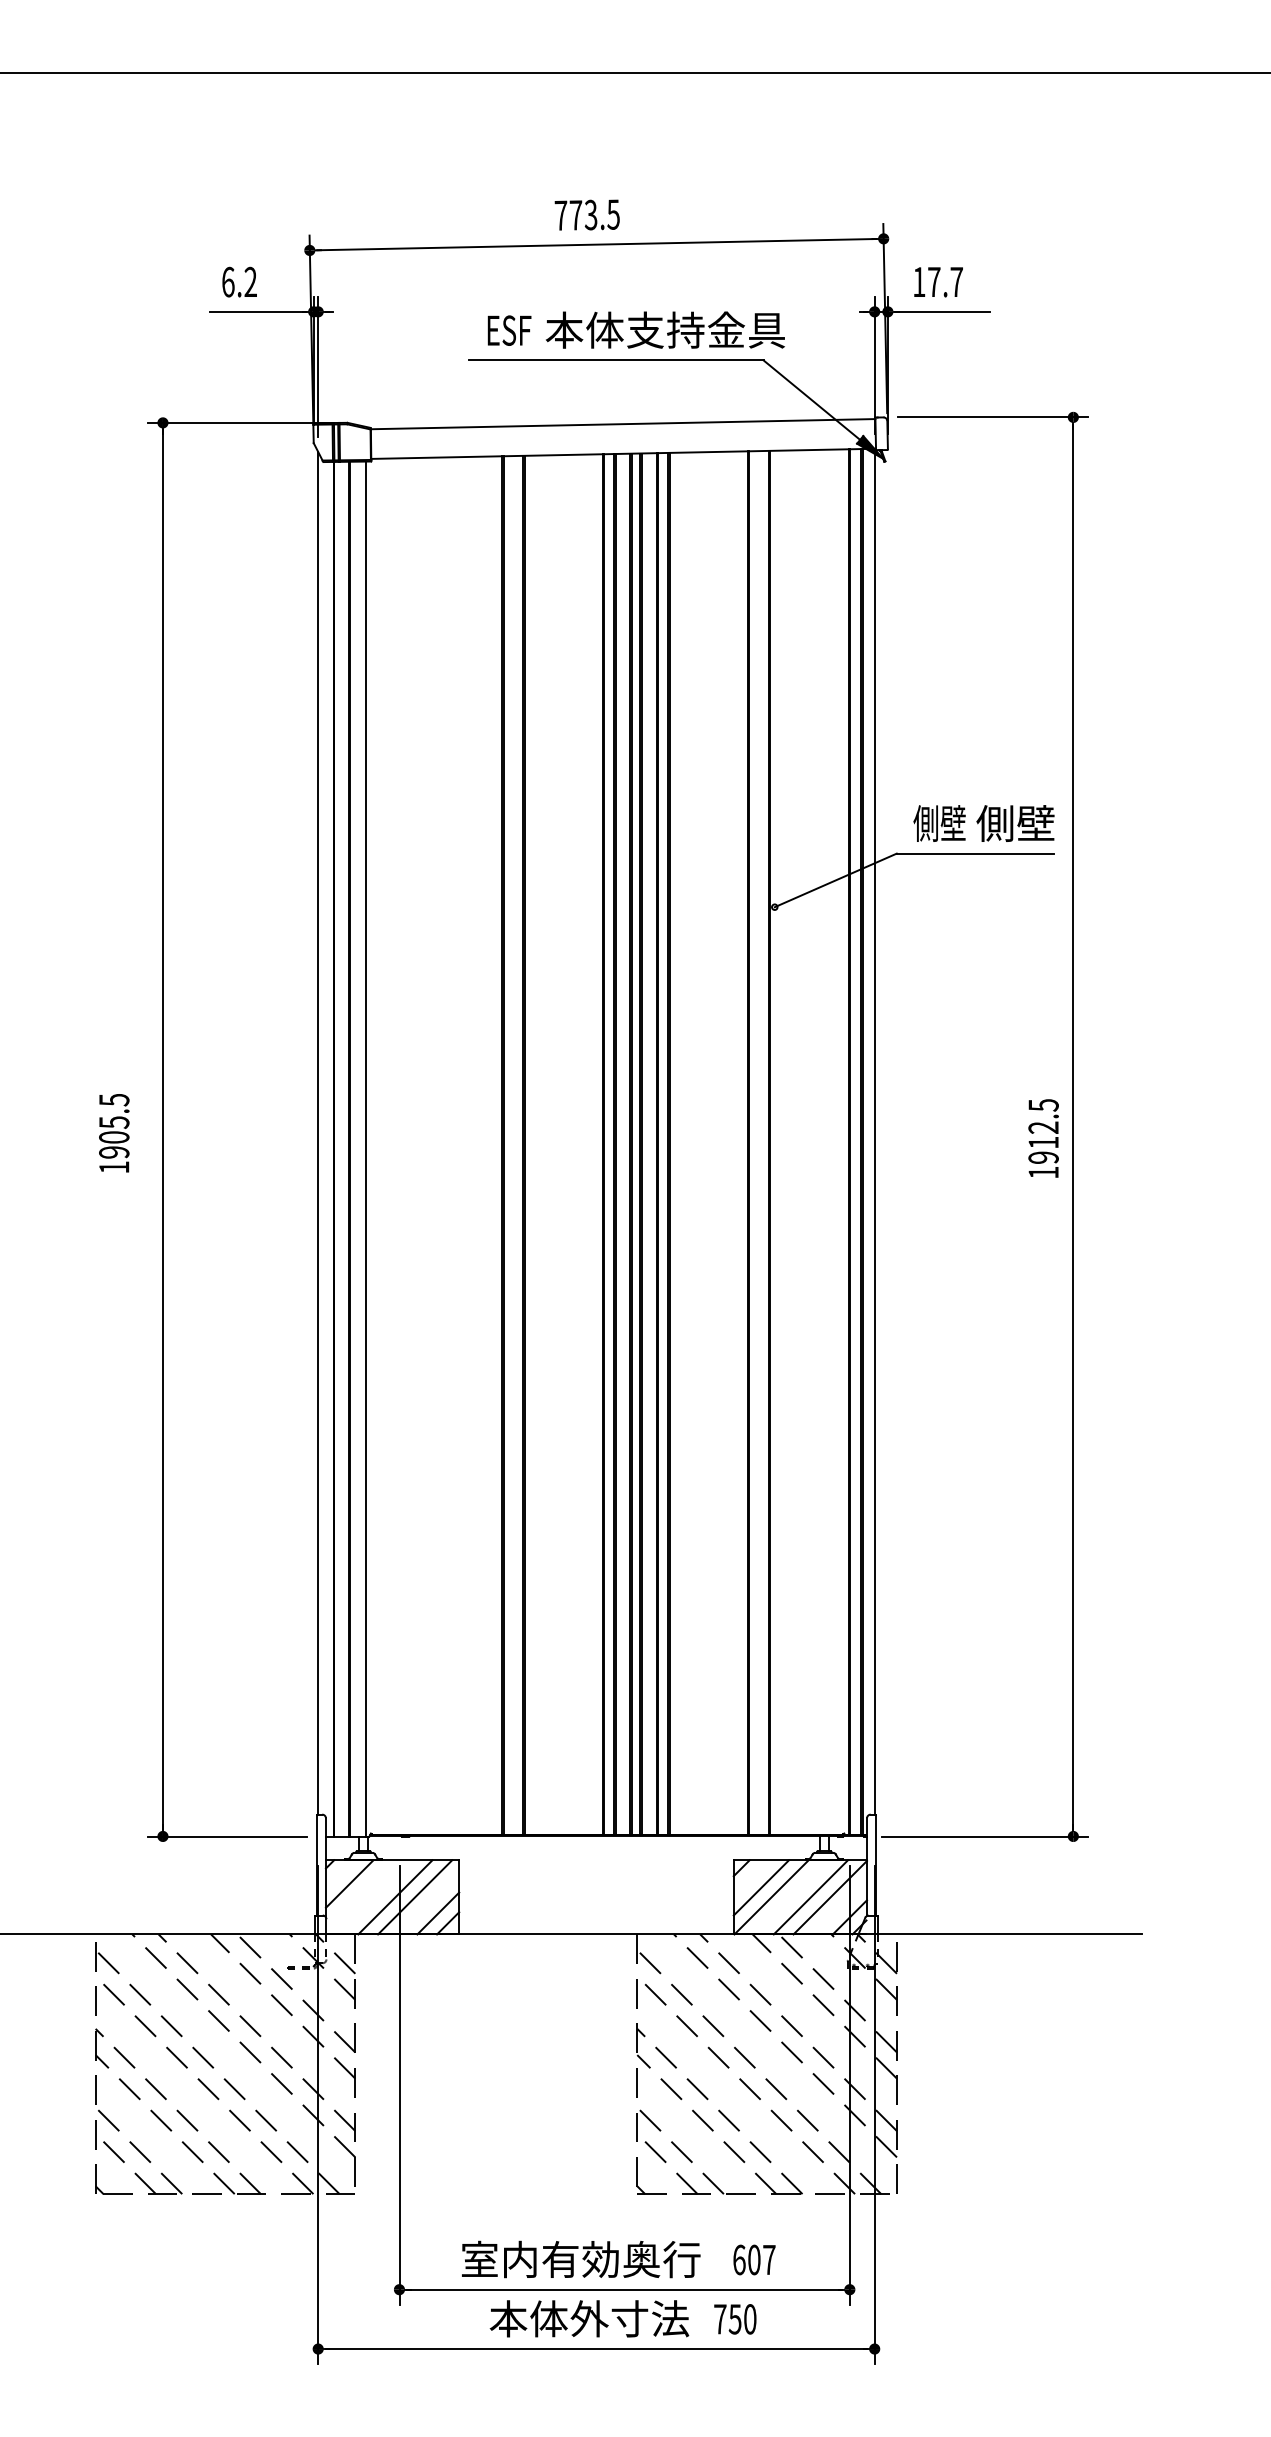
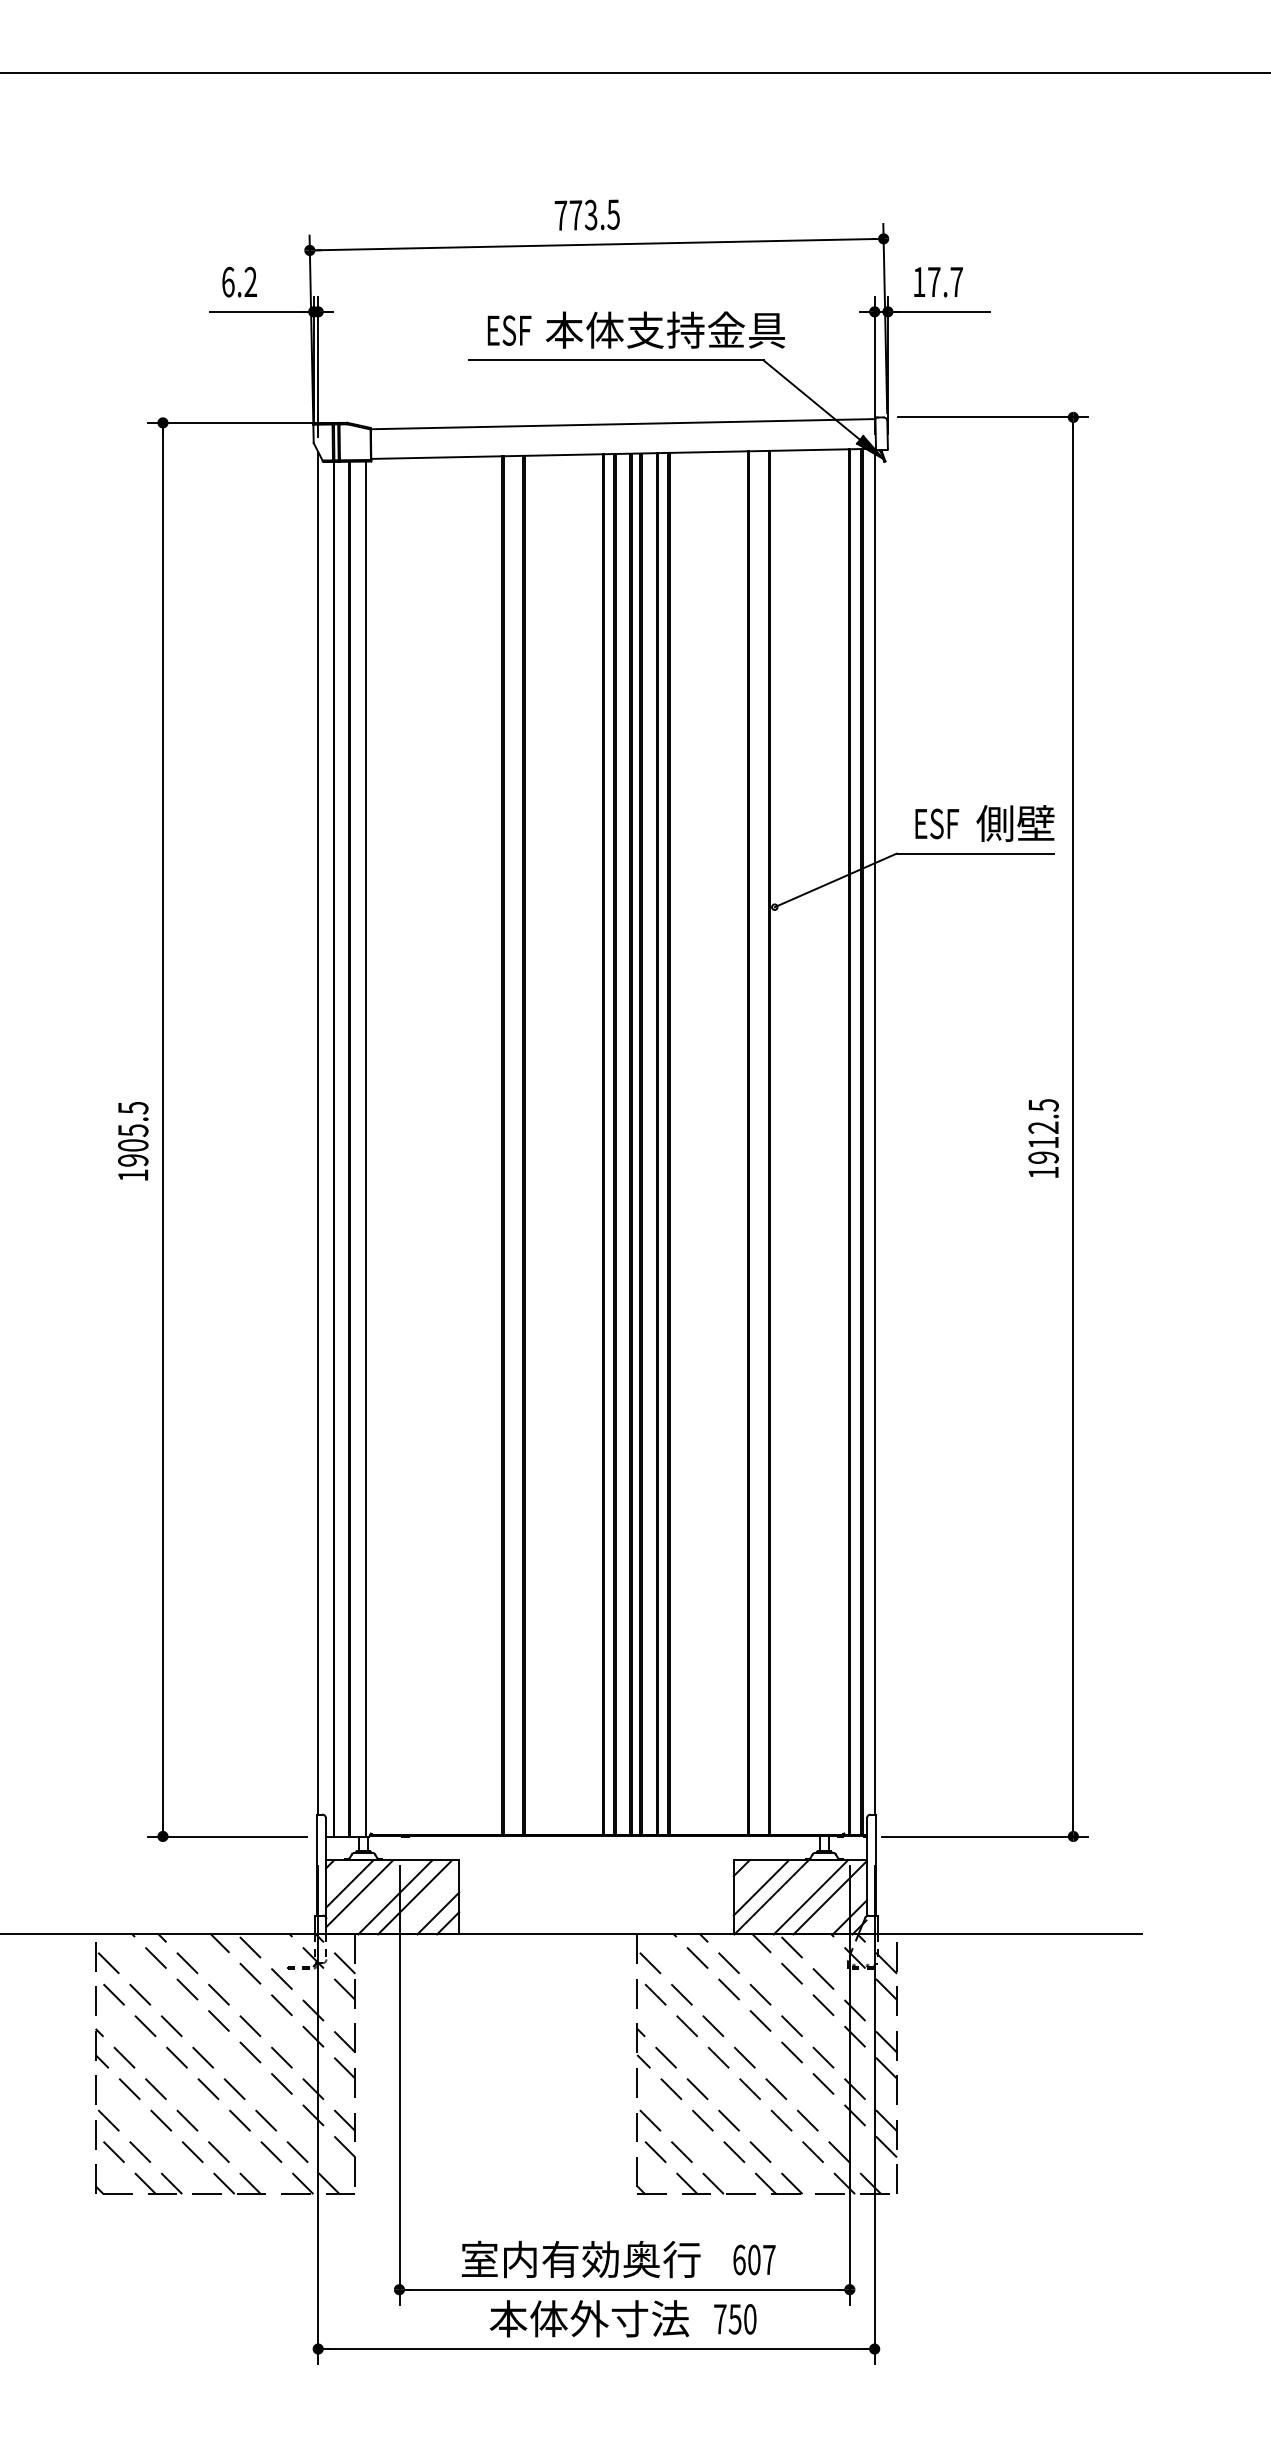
text: 側壁 -> ESF (939, 823)
text position: (114, 1133) -> (133, 1141) (133, 1141)
line: none -> present (359, 1893)
